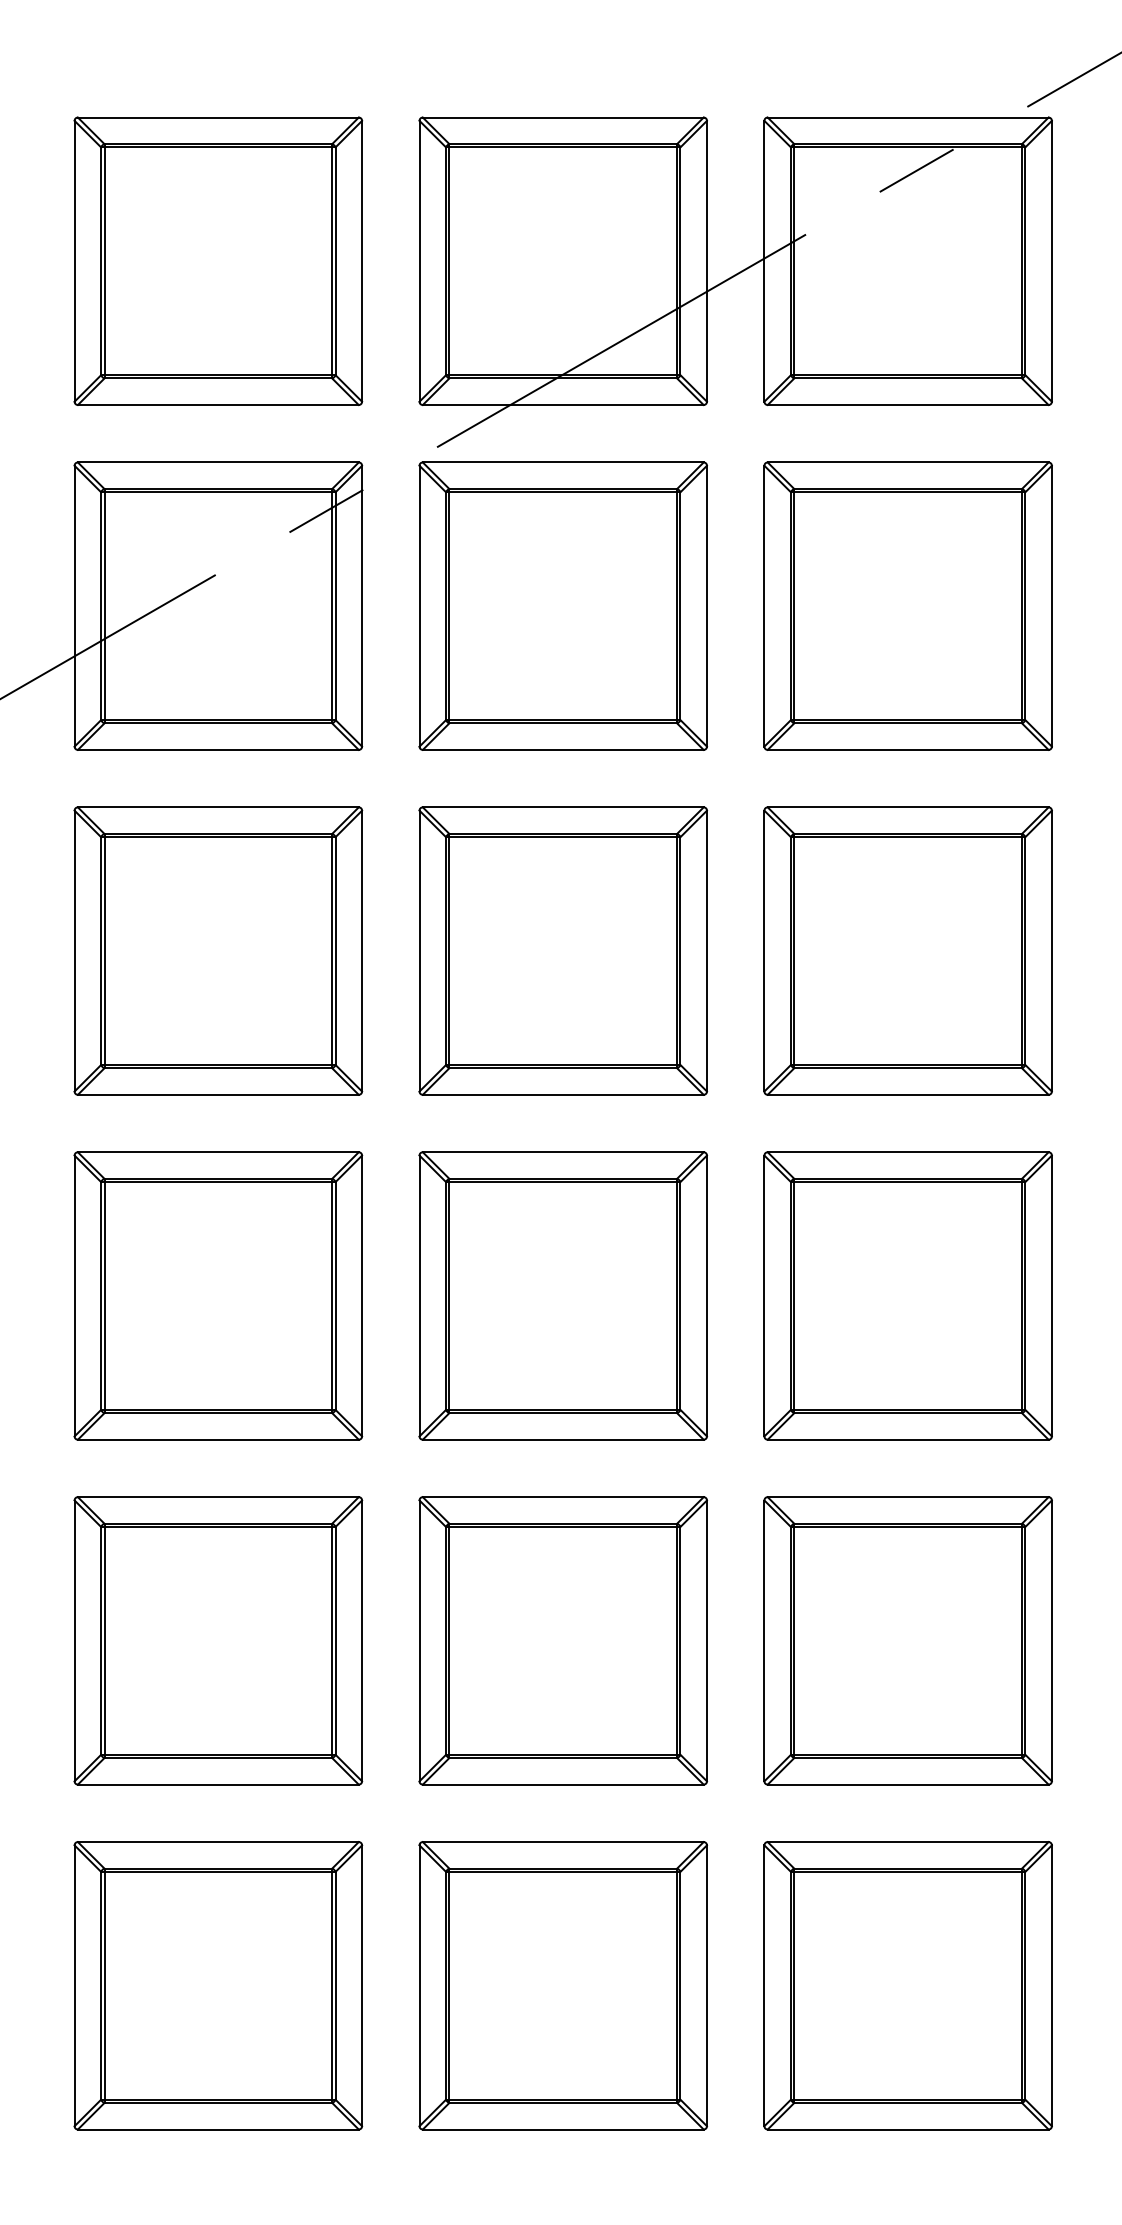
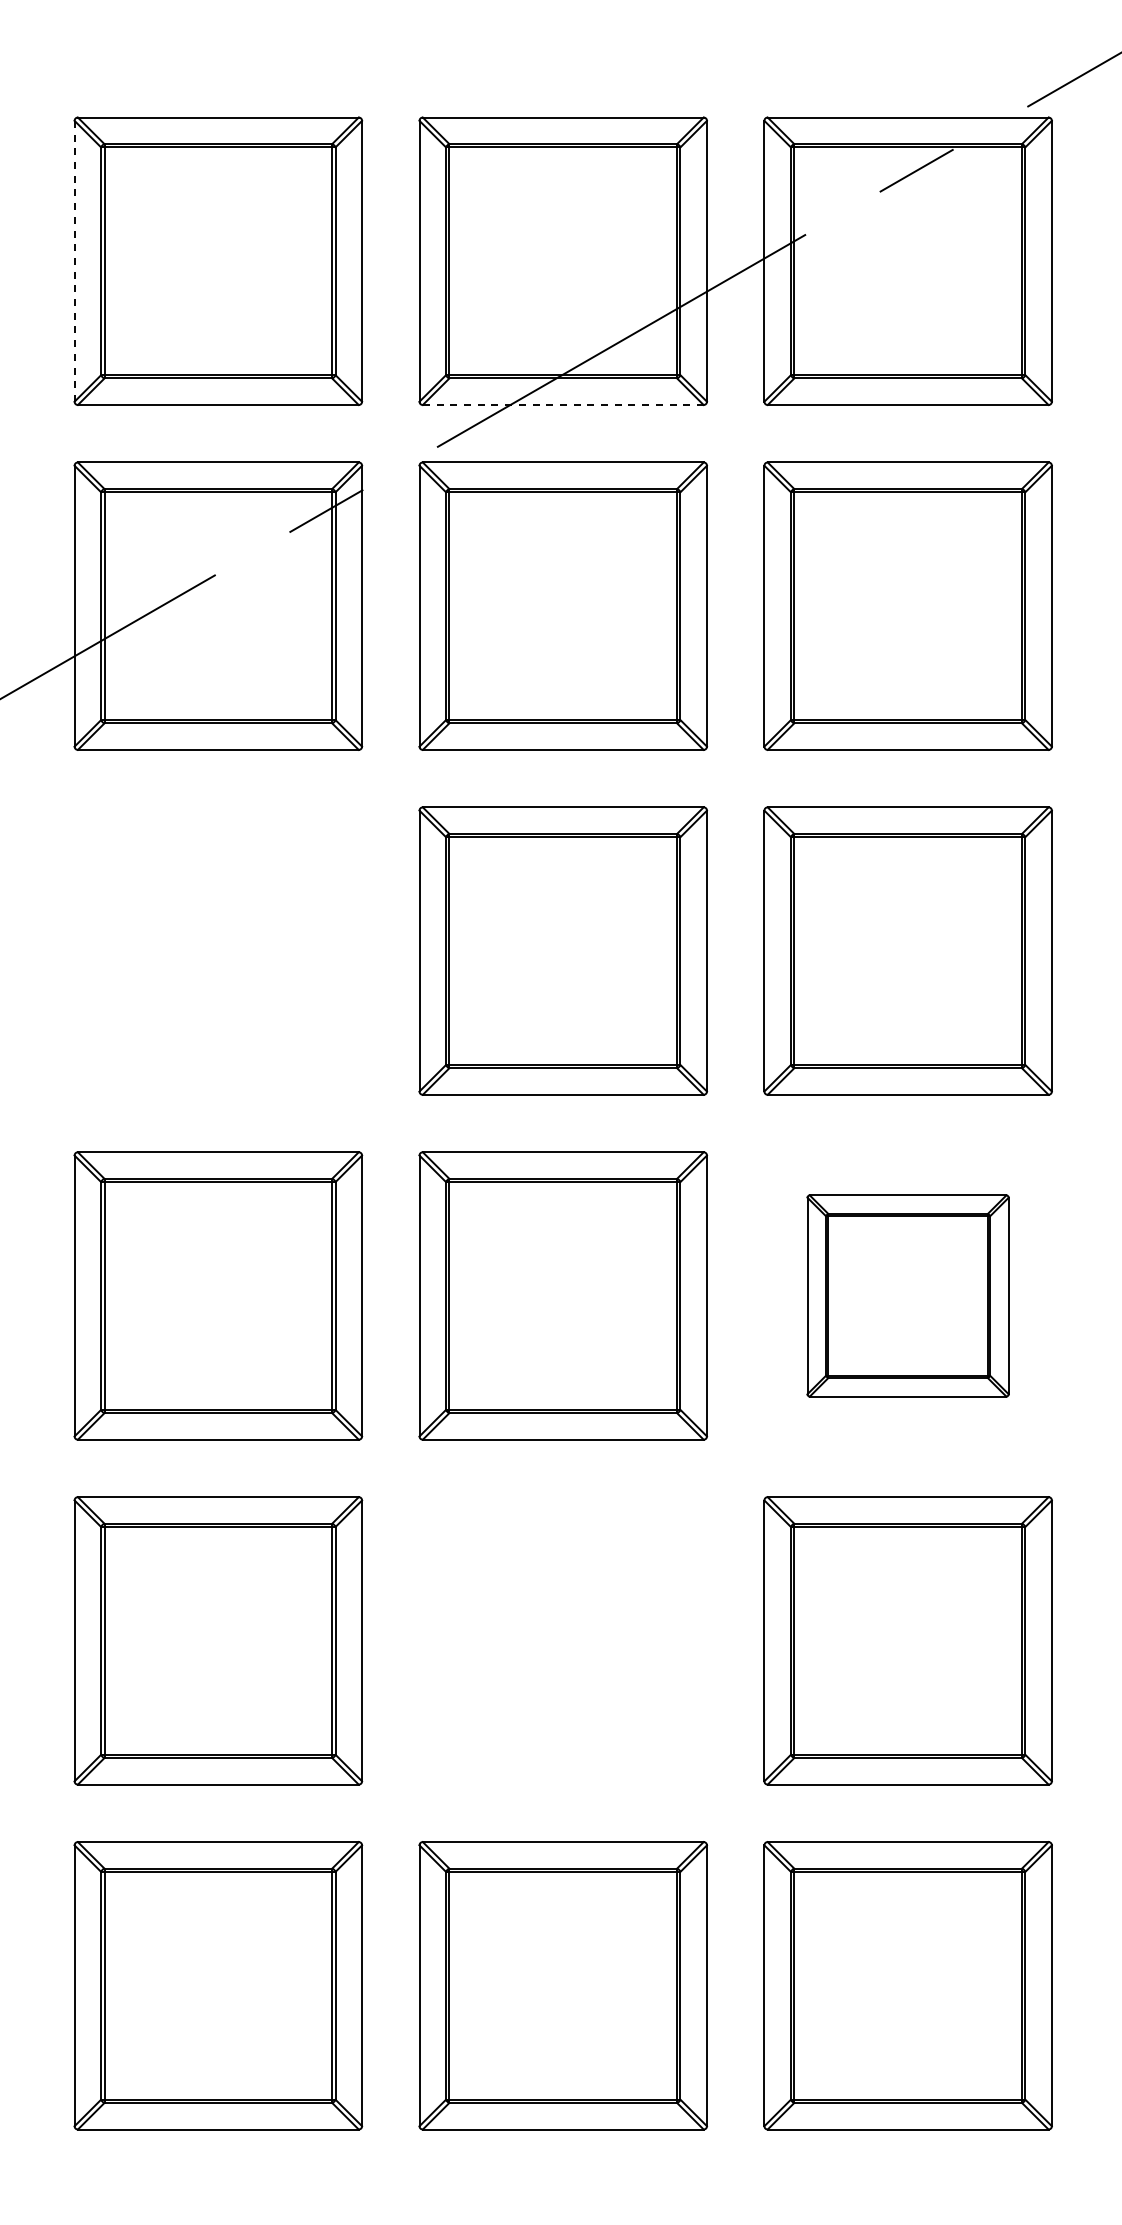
line: solid -> dashed (74, 261)
line: solid -> dashed (563, 405)
part: present -> none (218, 950)
part size: 290x290 px -> 204x204 px (907, 1295)
part: present -> none (562, 1640)
